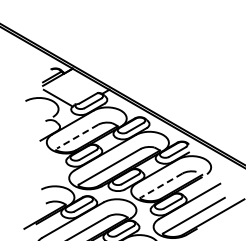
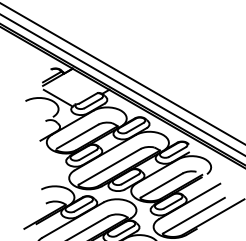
line: none -> present (122, 73)
line: none -> present (122, 84)
line: dashed -> solid (77, 136)
line: dashed -> solid (162, 185)
